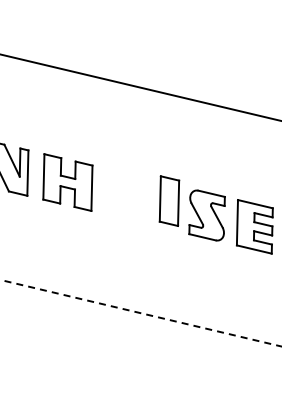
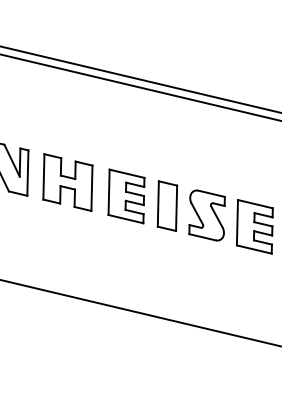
line: none -> present (140, 79)
part: none -> present (126, 196)
part position: (169, 200) -> (167, 205) (167, 205)
line: dashed -> solid (141, 313)
